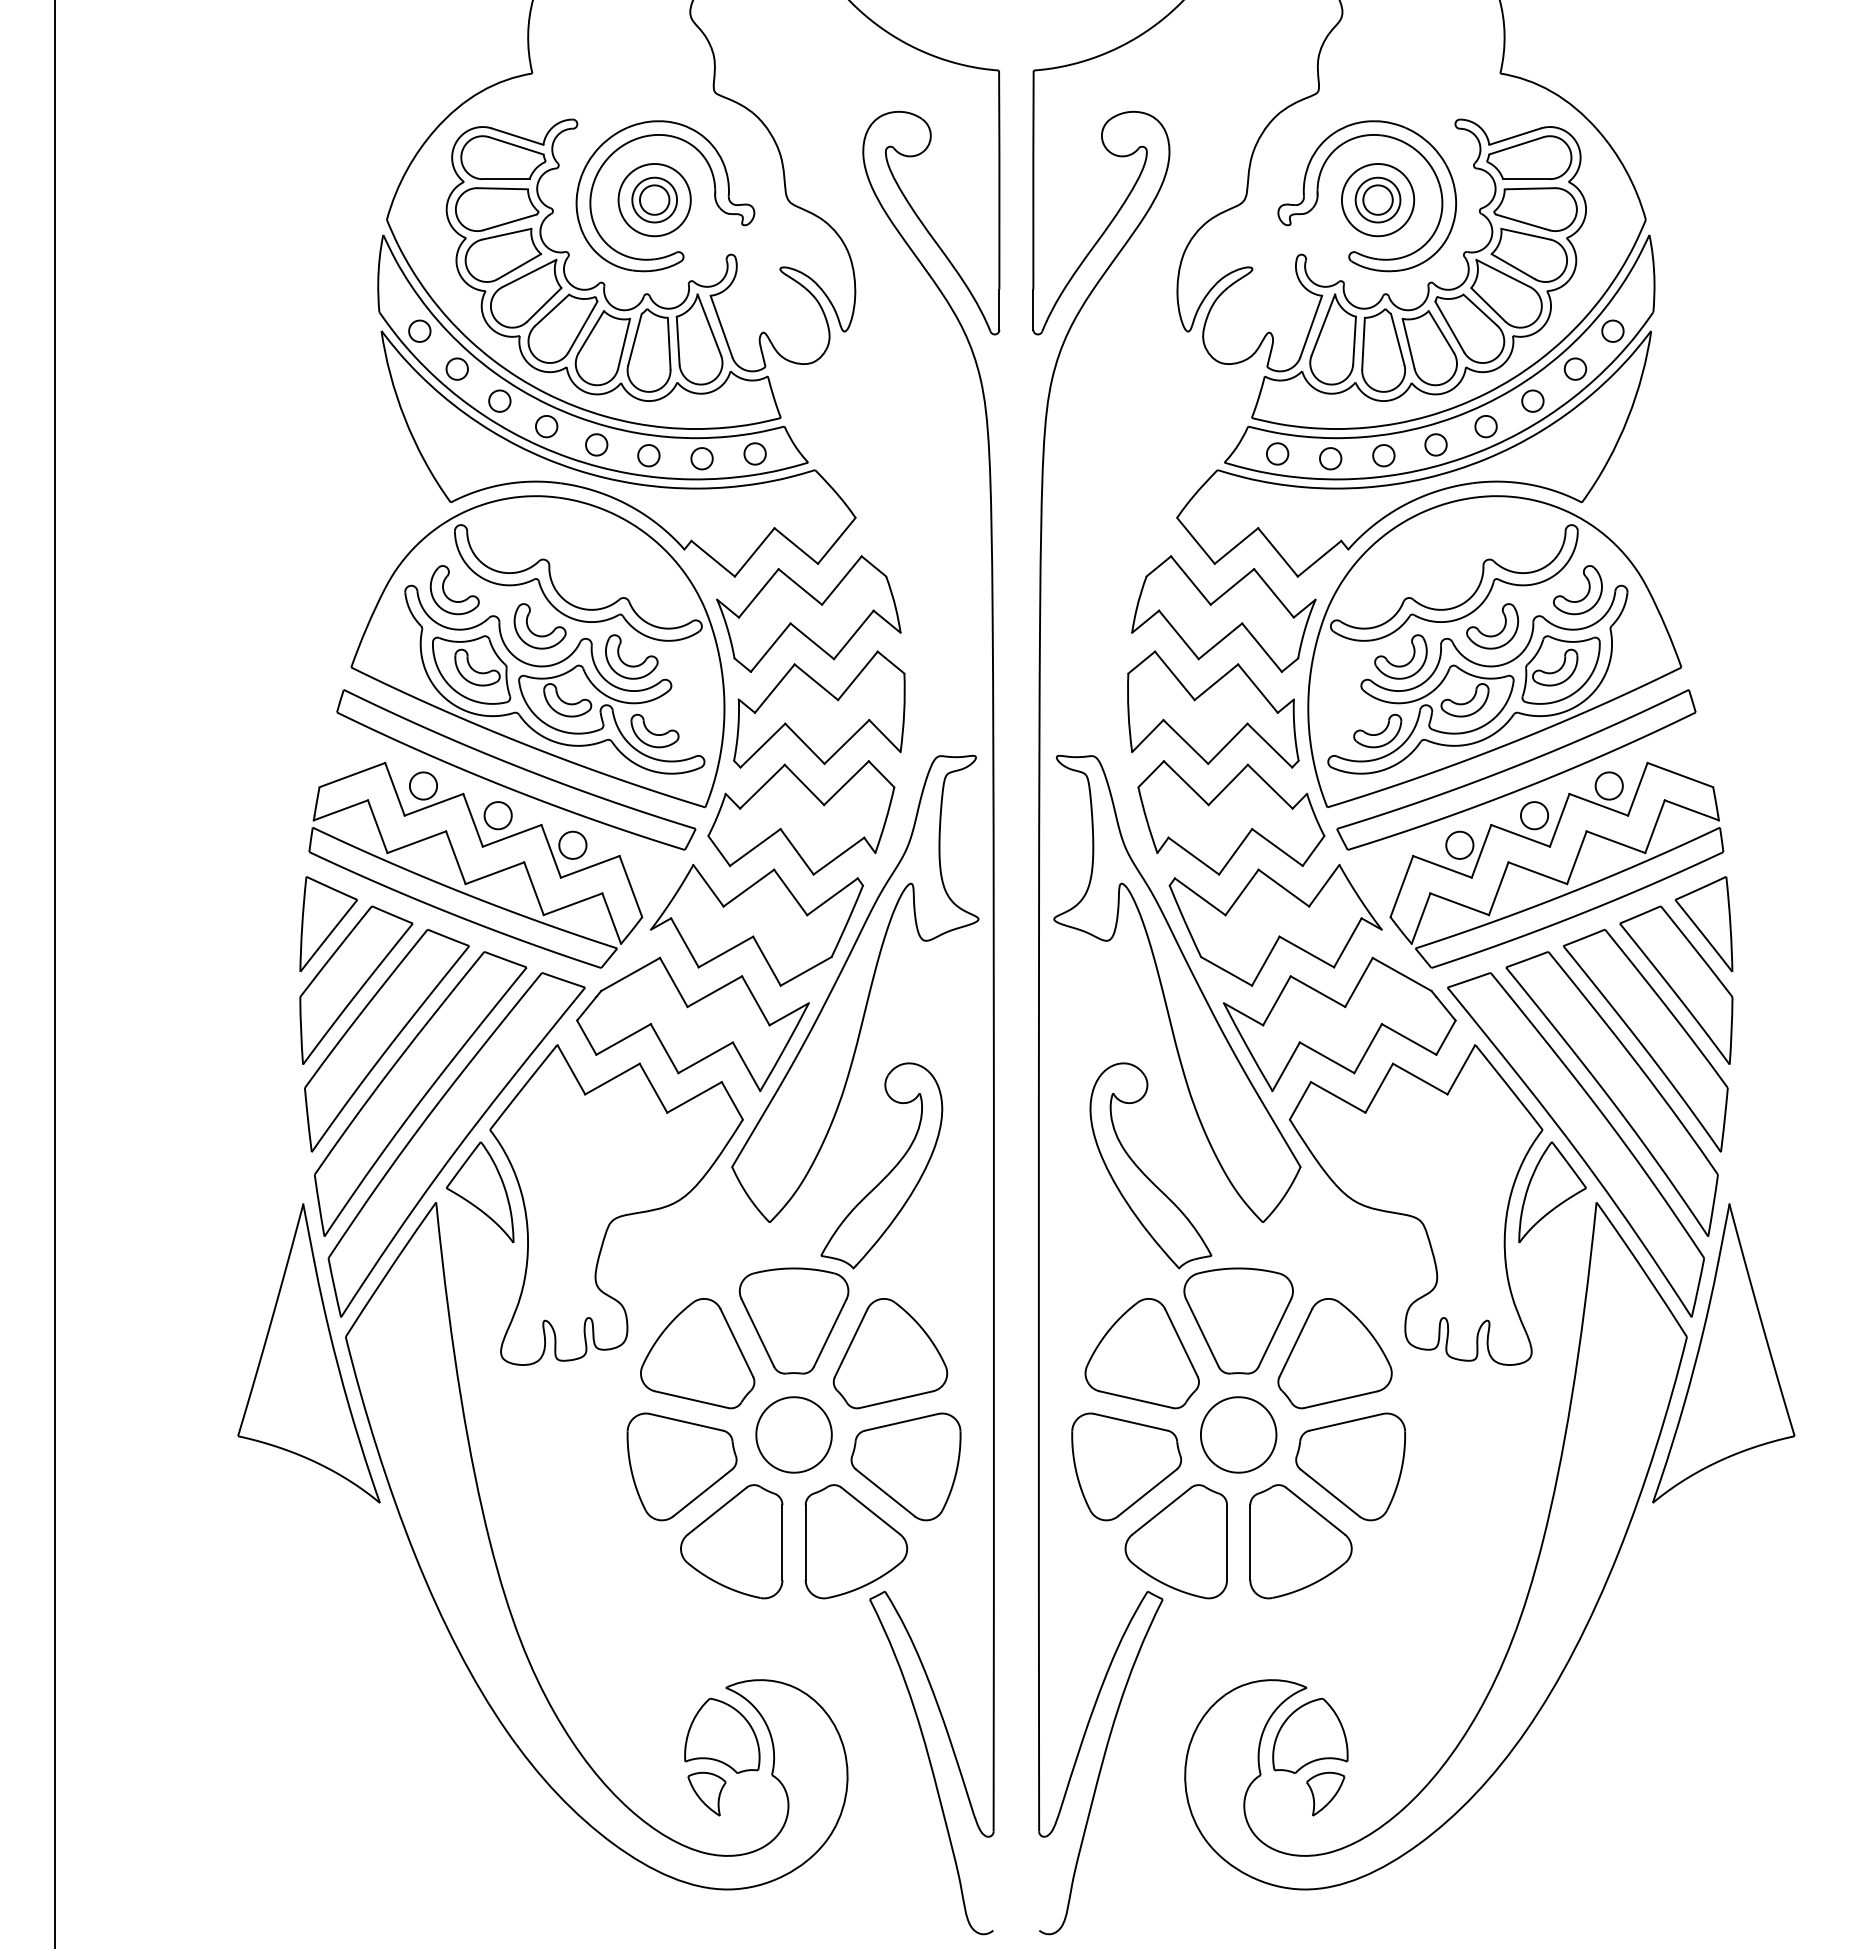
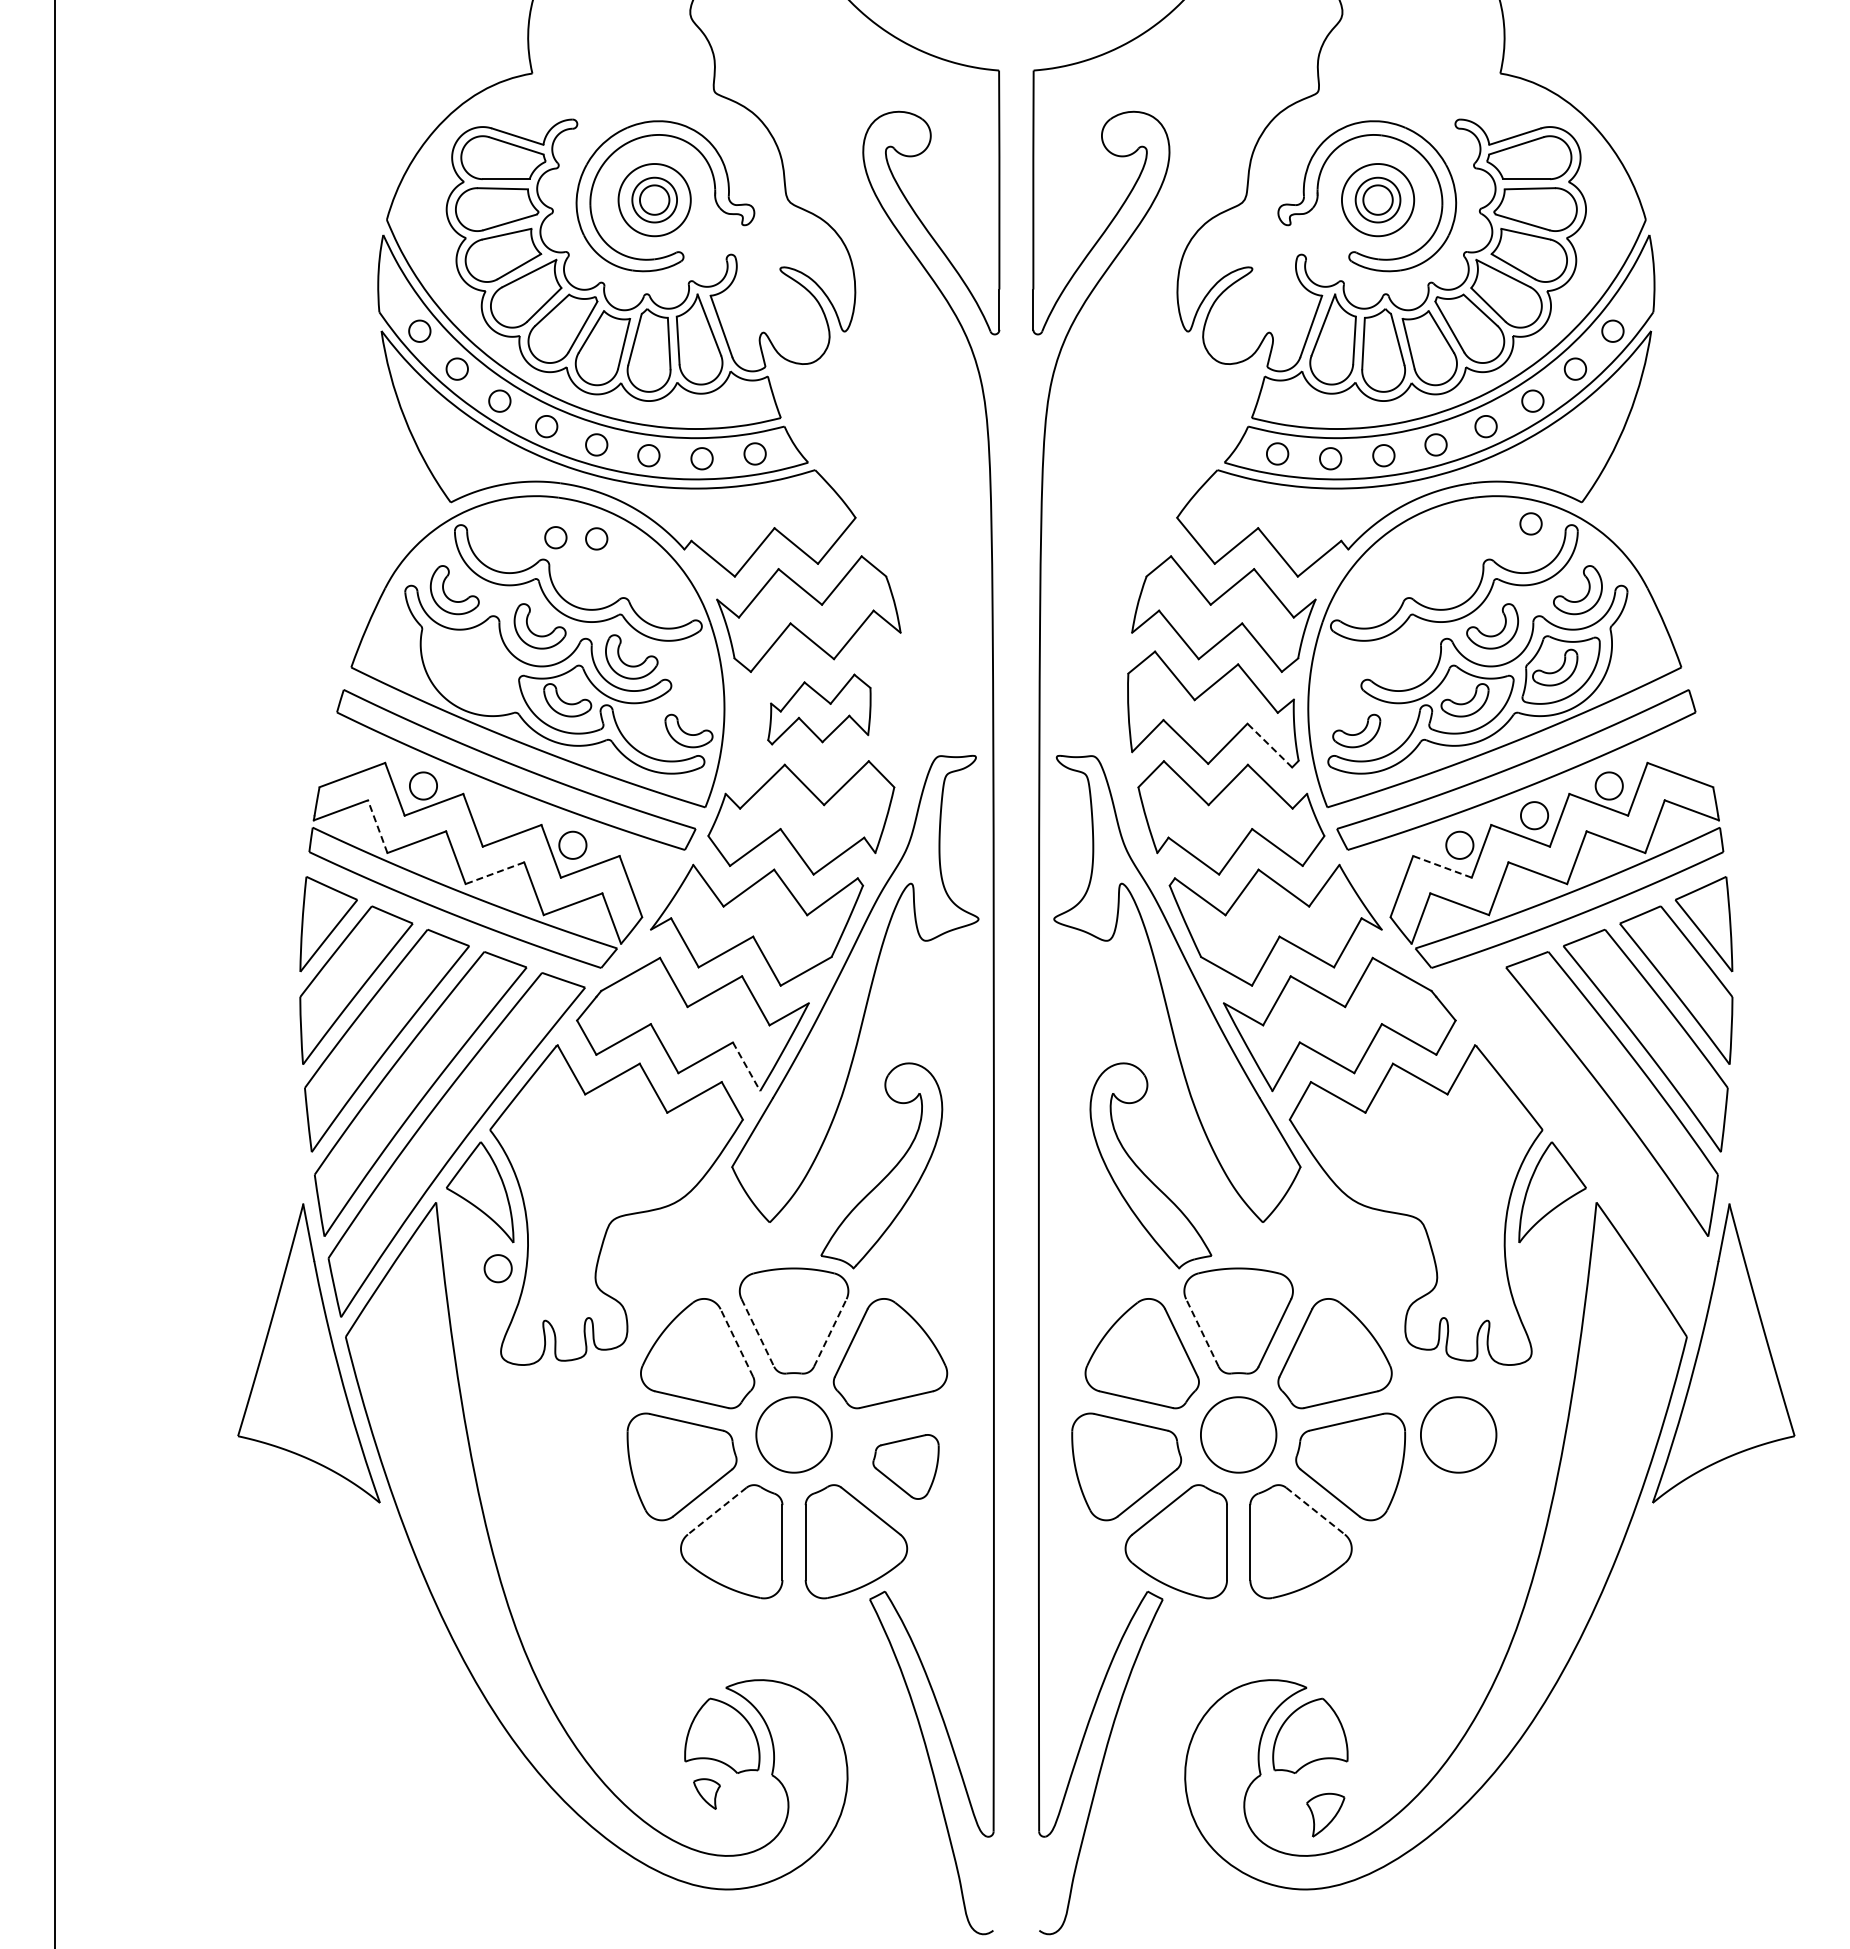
part: none -> present (1530, 523)
part: none -> present (555, 537)
part: none -> present (596, 538)
part: present -> none (1404, 664)
part: present -> none (471, 669)
part size: 173x119 px -> 105x73 px (819, 709)
part position: (654, 730) -> (688, 730) (688, 730)
part position: (1377, 730) -> (1356, 730) (1356, 730)
line: solid -> dashed (1269, 745)
part position: (497, 815) -> (497, 1268) (497, 1268)
line: solid -> dashed (377, 826)
line: solid -> dashed (1442, 866)
line: solid -> dashed (494, 873)
line: solid -> dashed (746, 1066)
part: present -> none (1575, 1144)
line: solid -> dashed (830, 1332)
line: solid -> dashed (1202, 1332)
line: solid -> dashed (758, 1333)
line: solid -> dashed (736, 1342)
part: none -> present (1458, 1434)
part size: 112x110 px -> 68x66 px (905, 1466)
line: solid -> dashed (716, 1511)
line: solid -> dashed (1315, 1511)
part size: 40x46 px -> 28x32 px (706, 1793)
part position: (1325, 1793) -> (1325, 1814) (1325, 1814)
